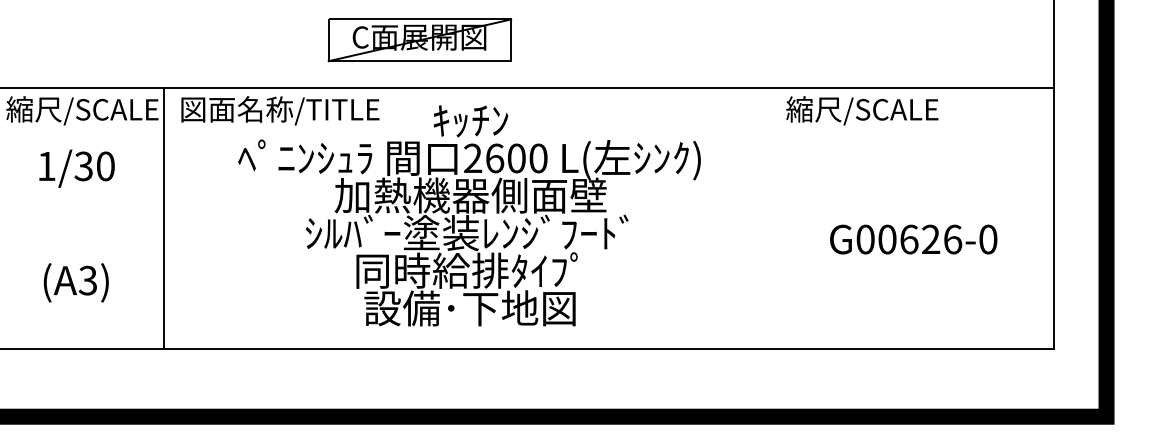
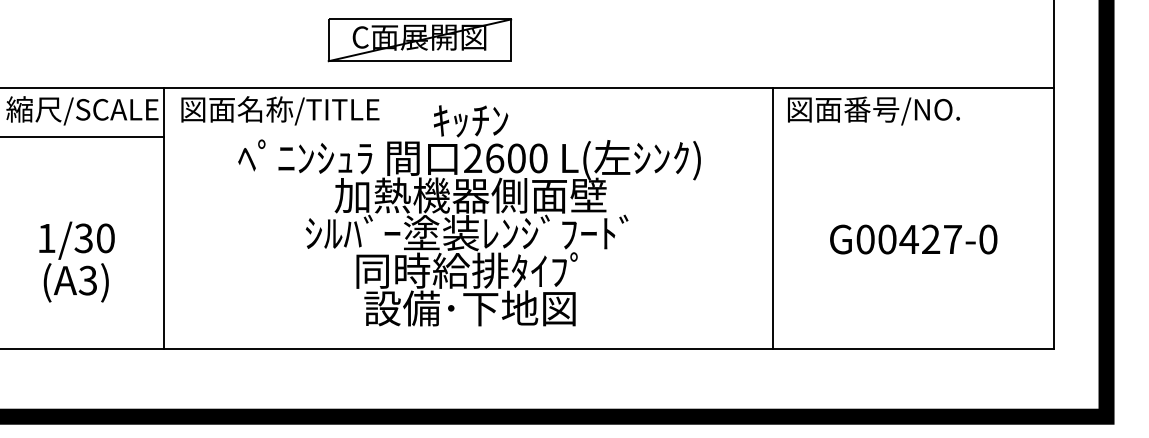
text: 縮尺/SCALE -> 図面番号/NO. (872, 110)
line: none -> present (82, 137)
text position: (76, 168) -> (76, 240) (76, 240)
line: none -> present (772, 218)
text: G00626-0 -> G00427-0 (930, 239)
